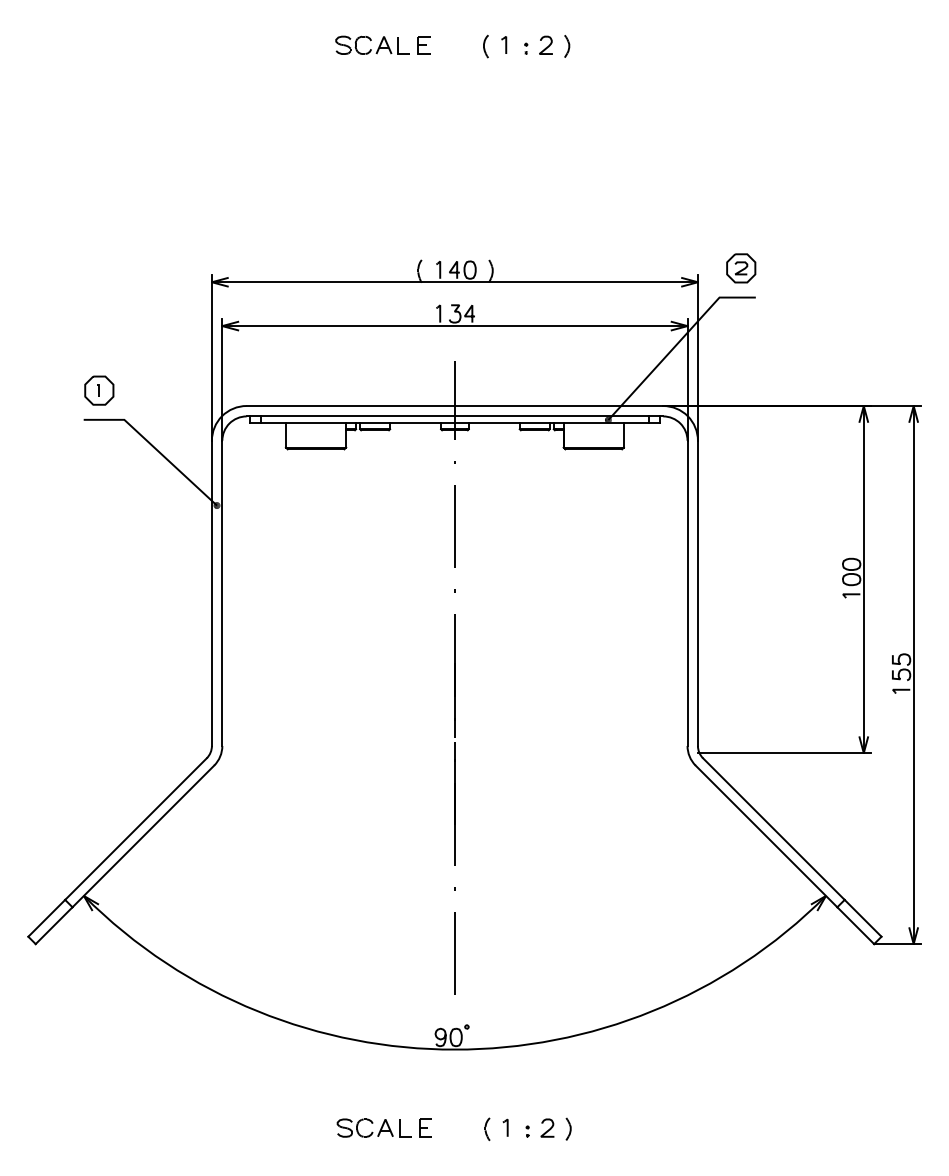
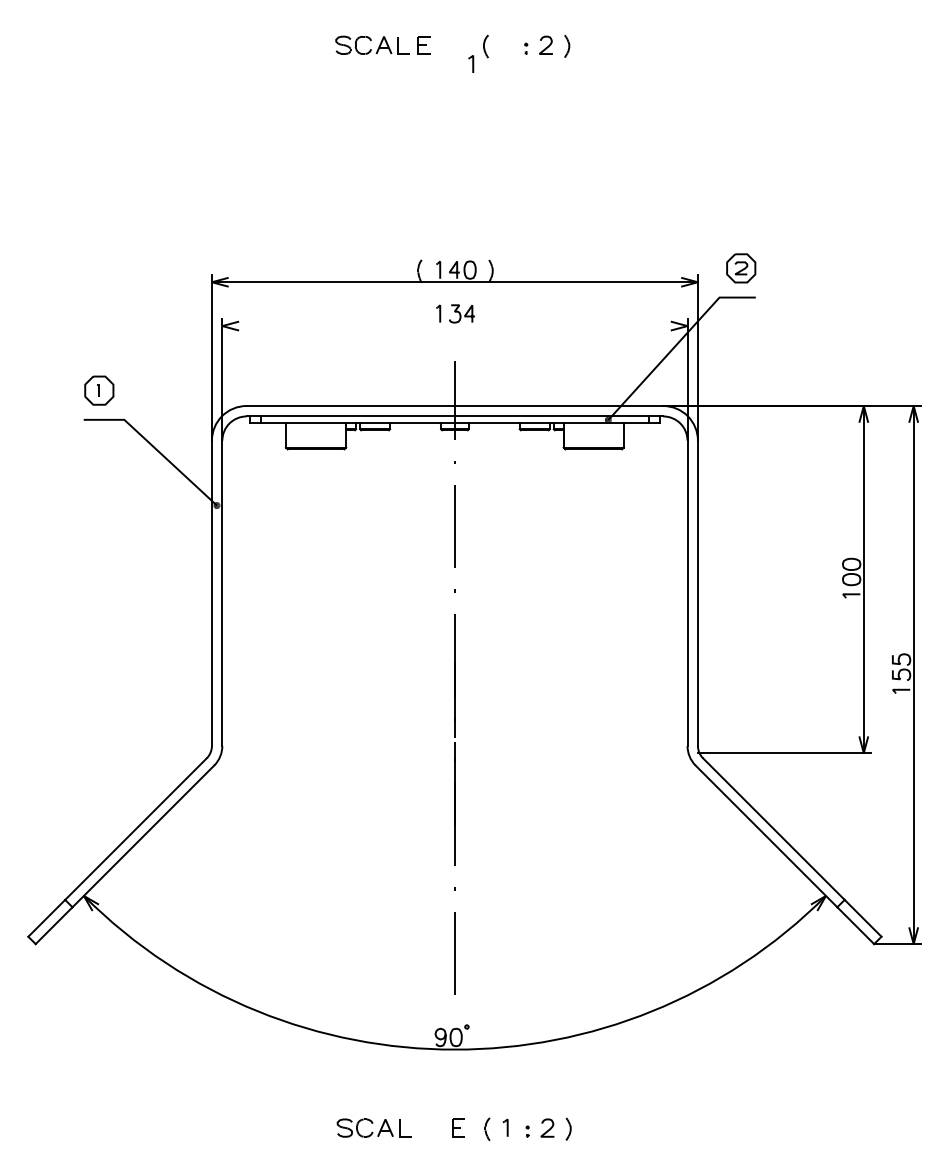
part position: (504, 44) -> (471, 63) (471, 63)
line: present -> none (454, 326)
part position: (425, 1127) -> (458, 1127) (458, 1127)
